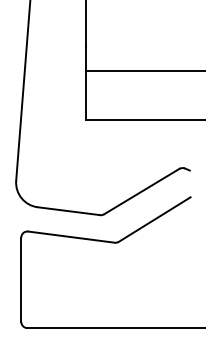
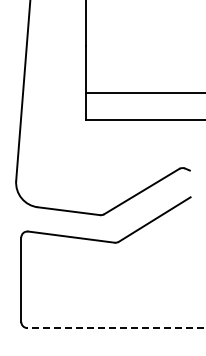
line position: (143, 70) -> (143, 92) (143, 92)
line: solid -> dashed (116, 328)
